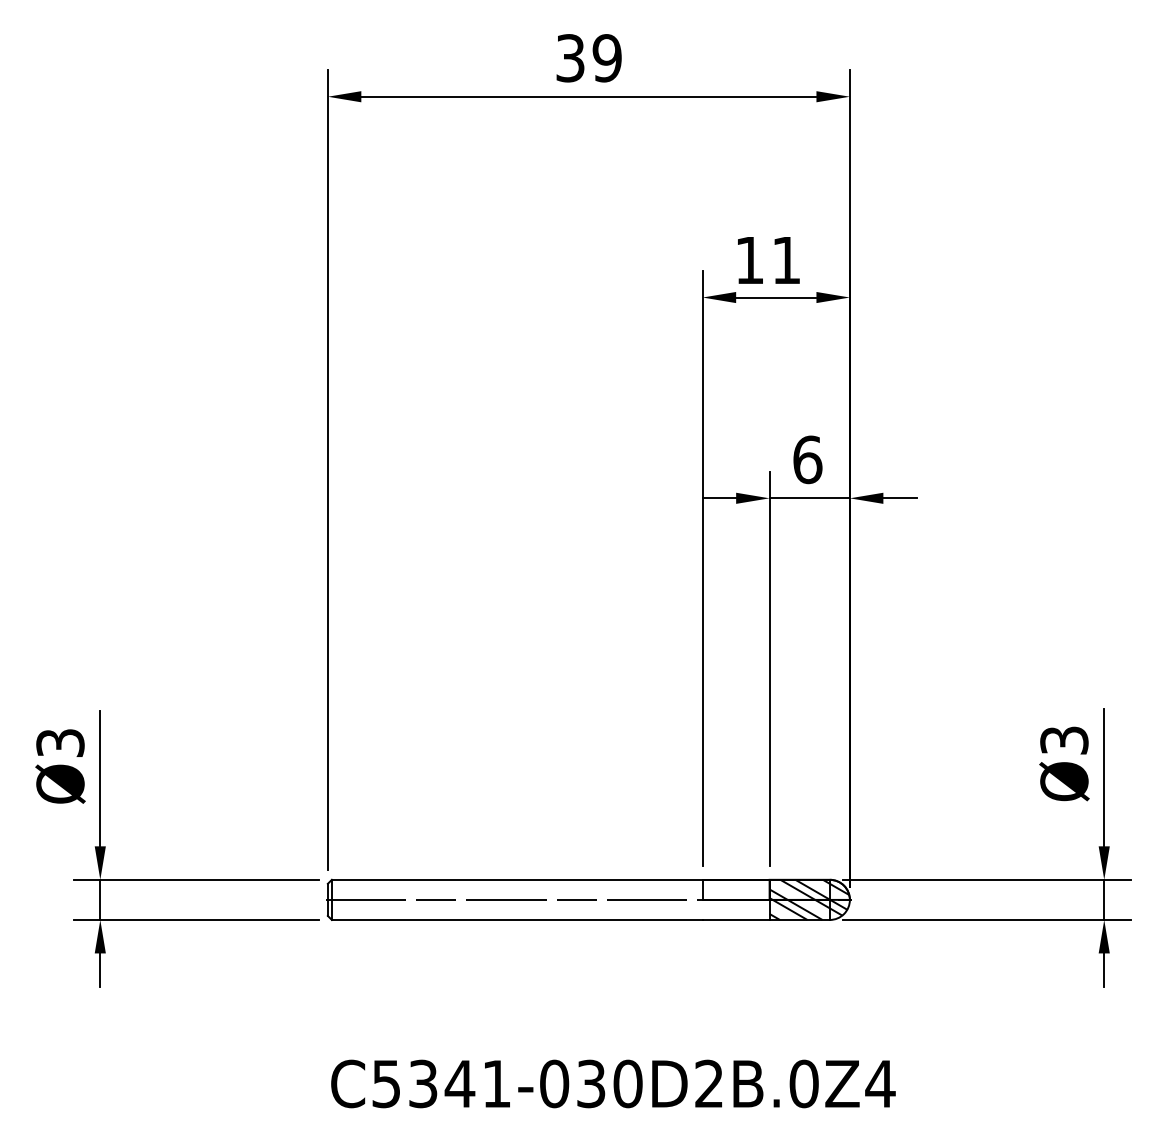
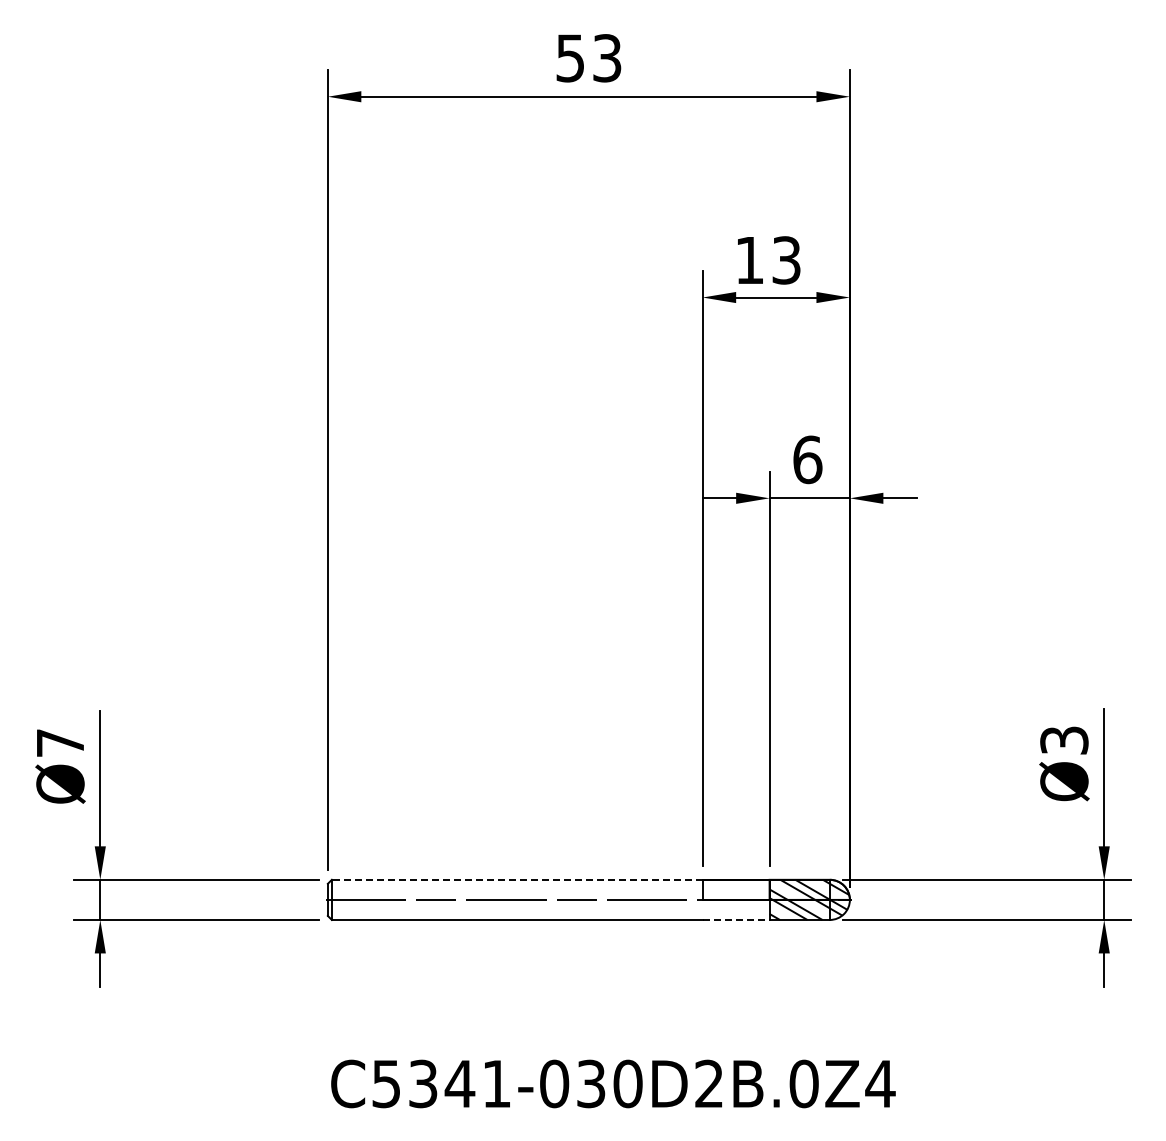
text: 39 -> 53 (589, 58)
text: 11 -> 13 (786, 260)
text: Ø3 -> Ø7 (60, 742)
line: solid -> dashed (516, 879)
line: solid -> dashed (736, 919)
